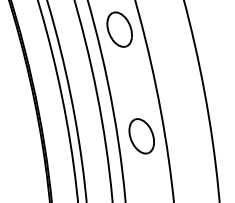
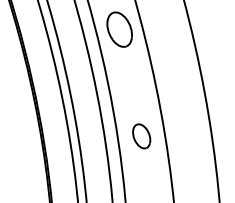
part size: 27x37 px -> 20x27 px (141, 136)
